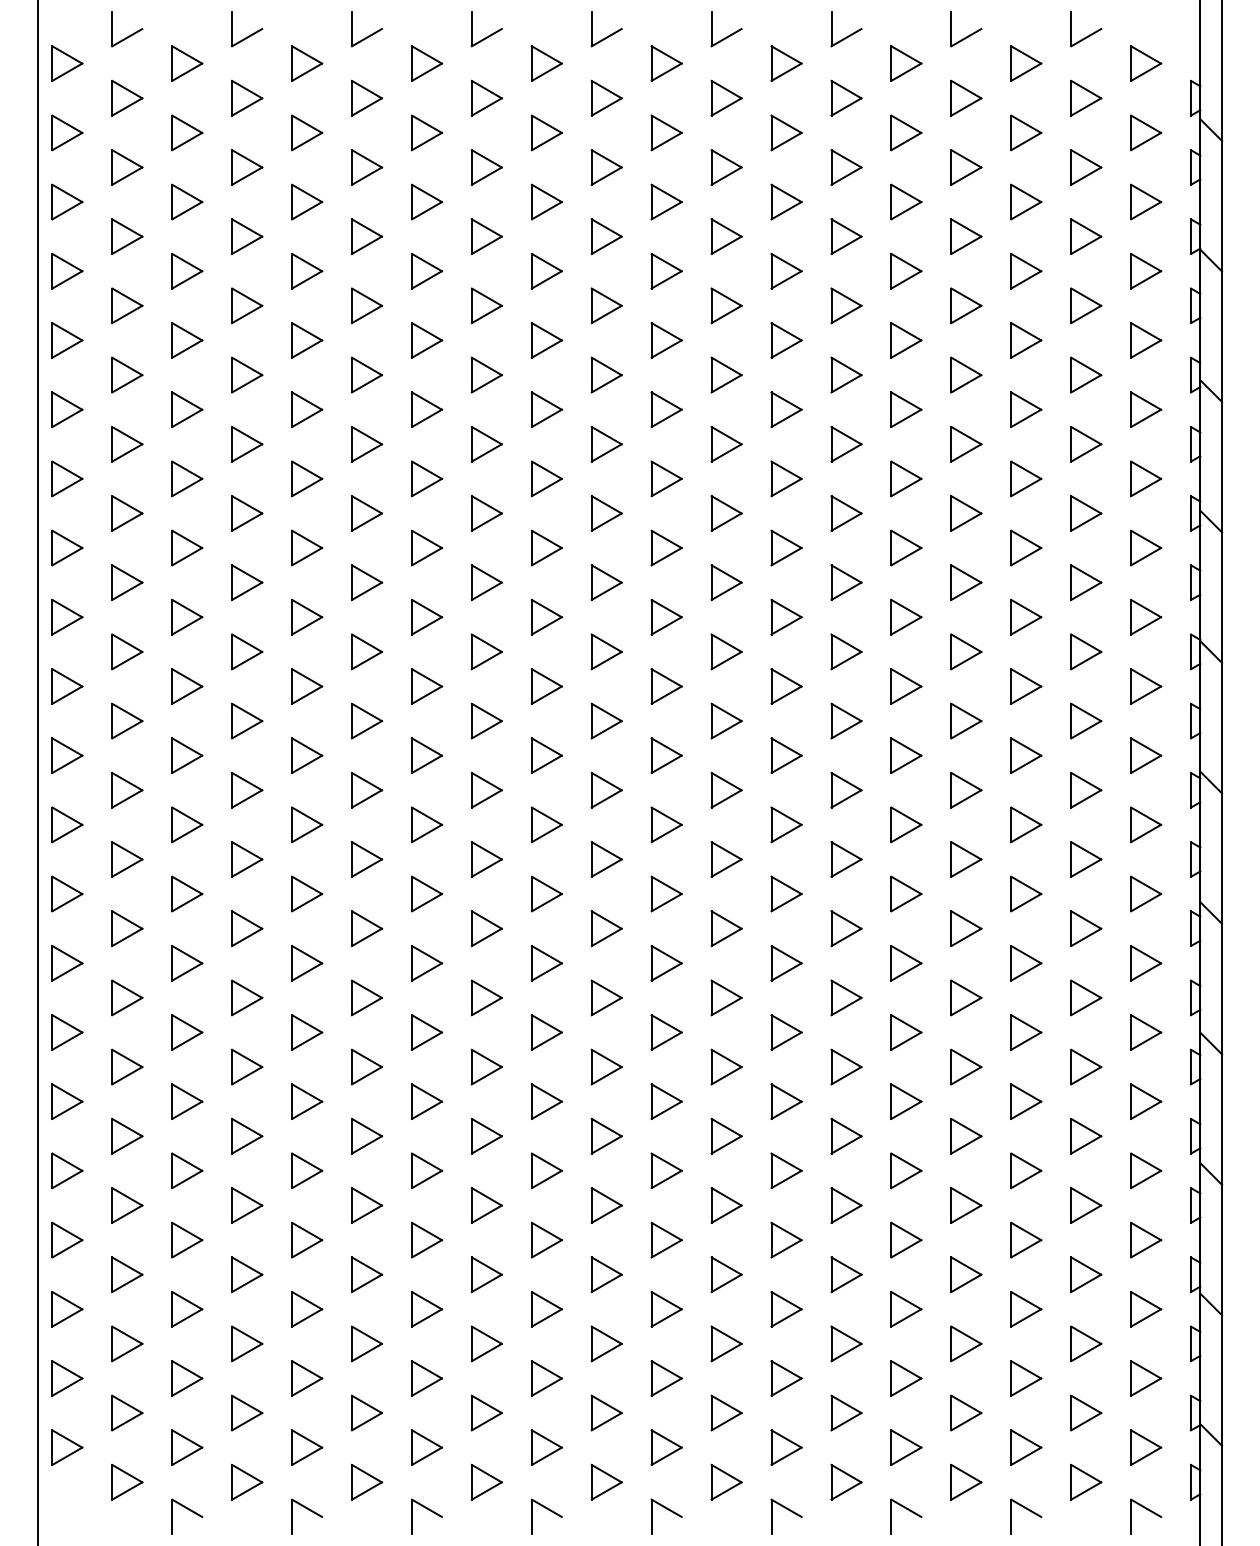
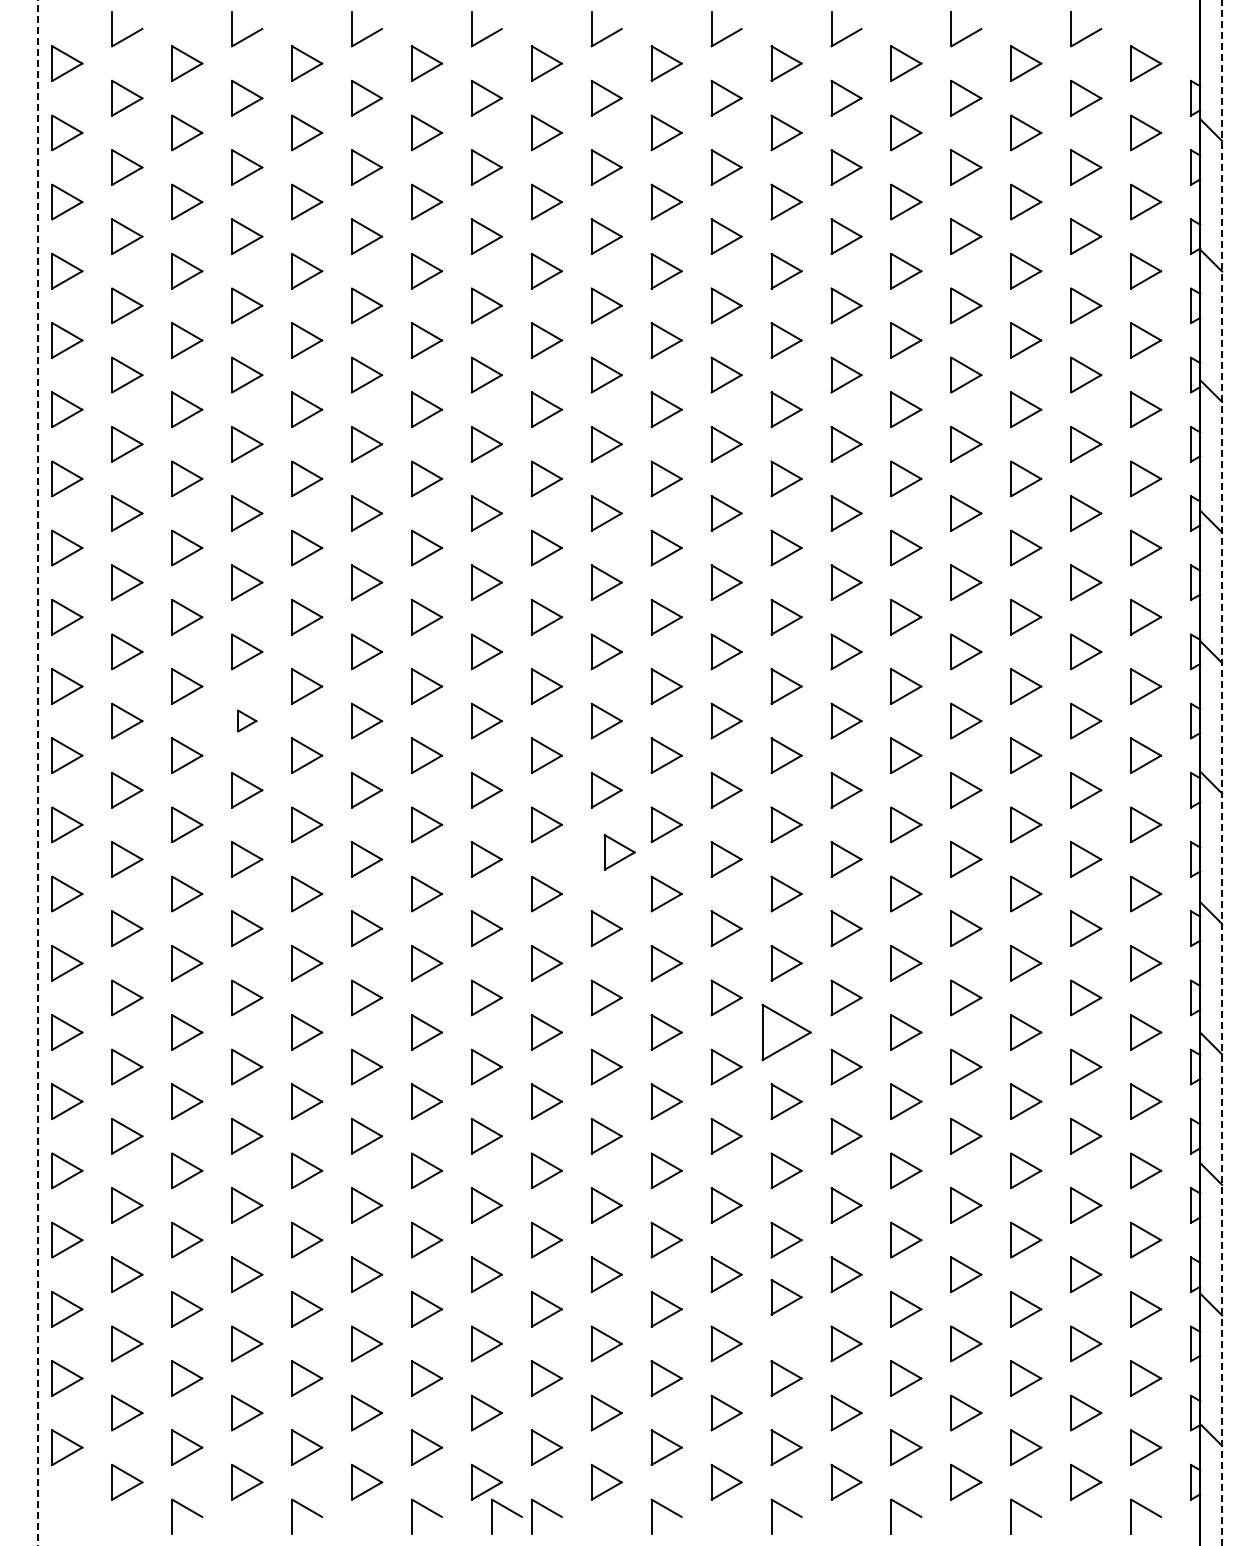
part size: 33x38 px -> 21x24 px (247, 720)
line: solid -> dashed (1222, 772)
line: solid -> dashed (37, 773)
part position: (606, 859) -> (619, 852) (619, 852)
part size: 33x37 px -> 51x59 px (786, 1032)
part position: (786, 1309) -> (786, 1297) (786, 1297)
part: none -> present (508, 1510)
